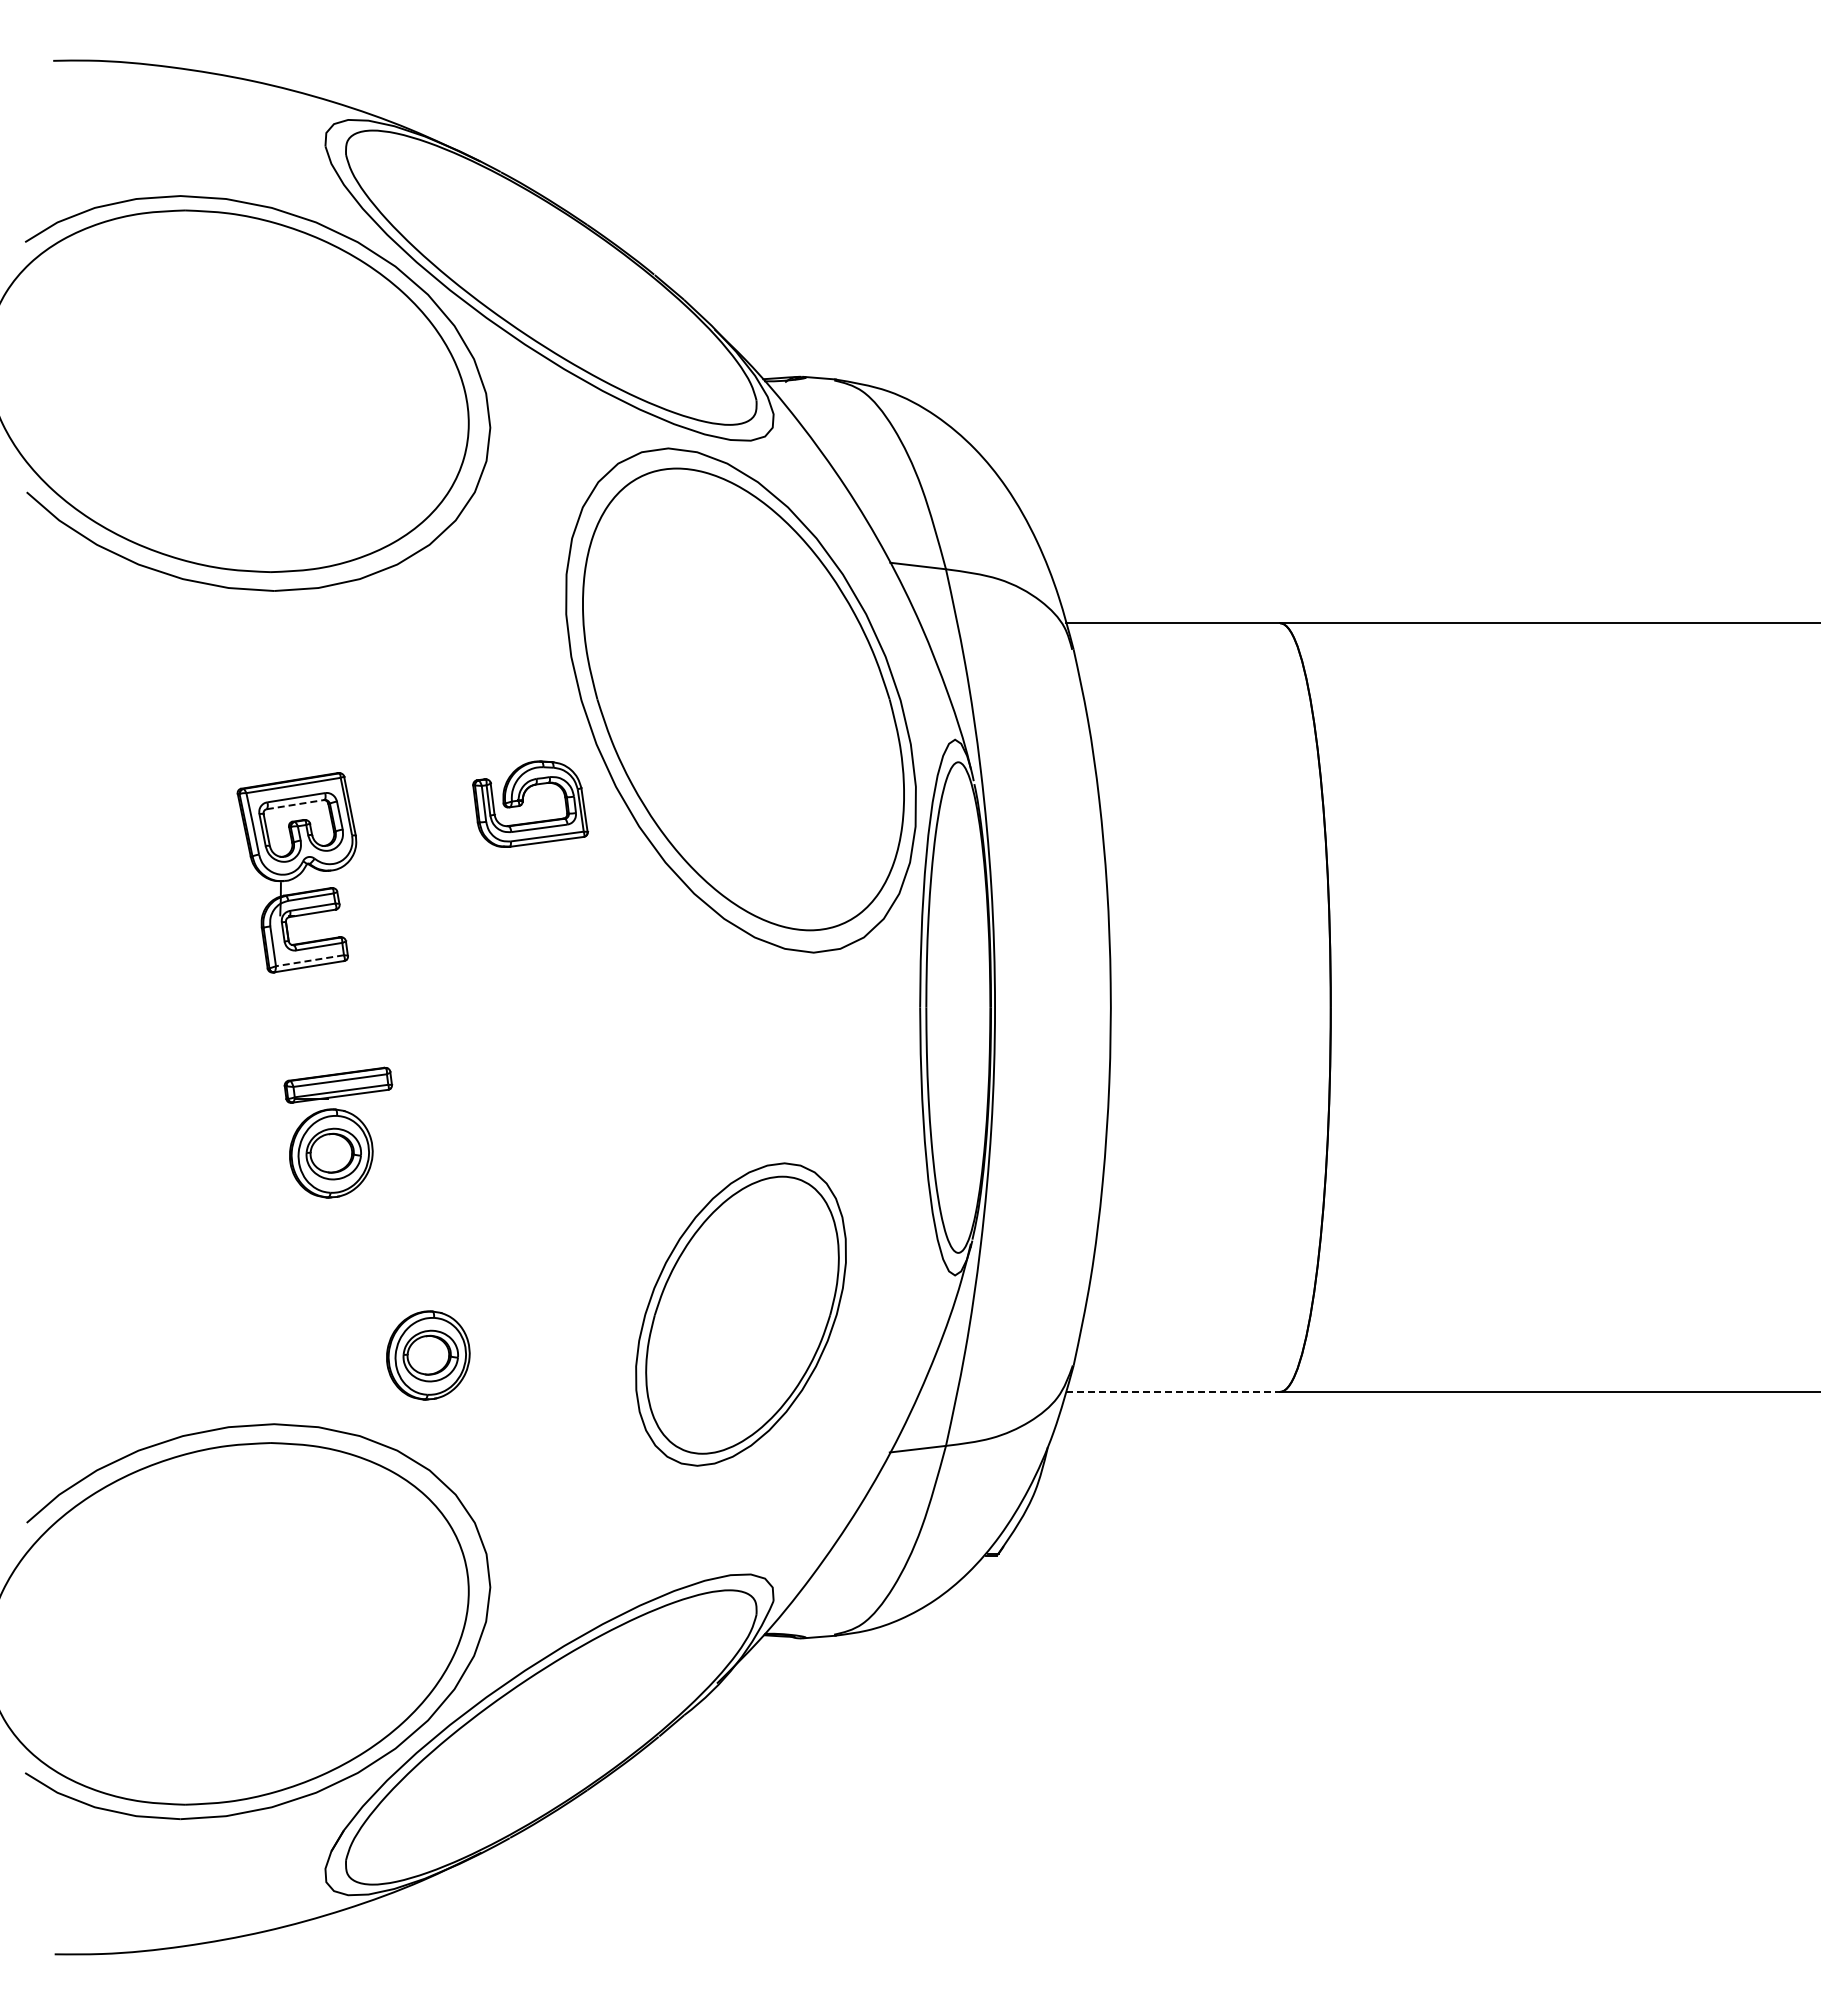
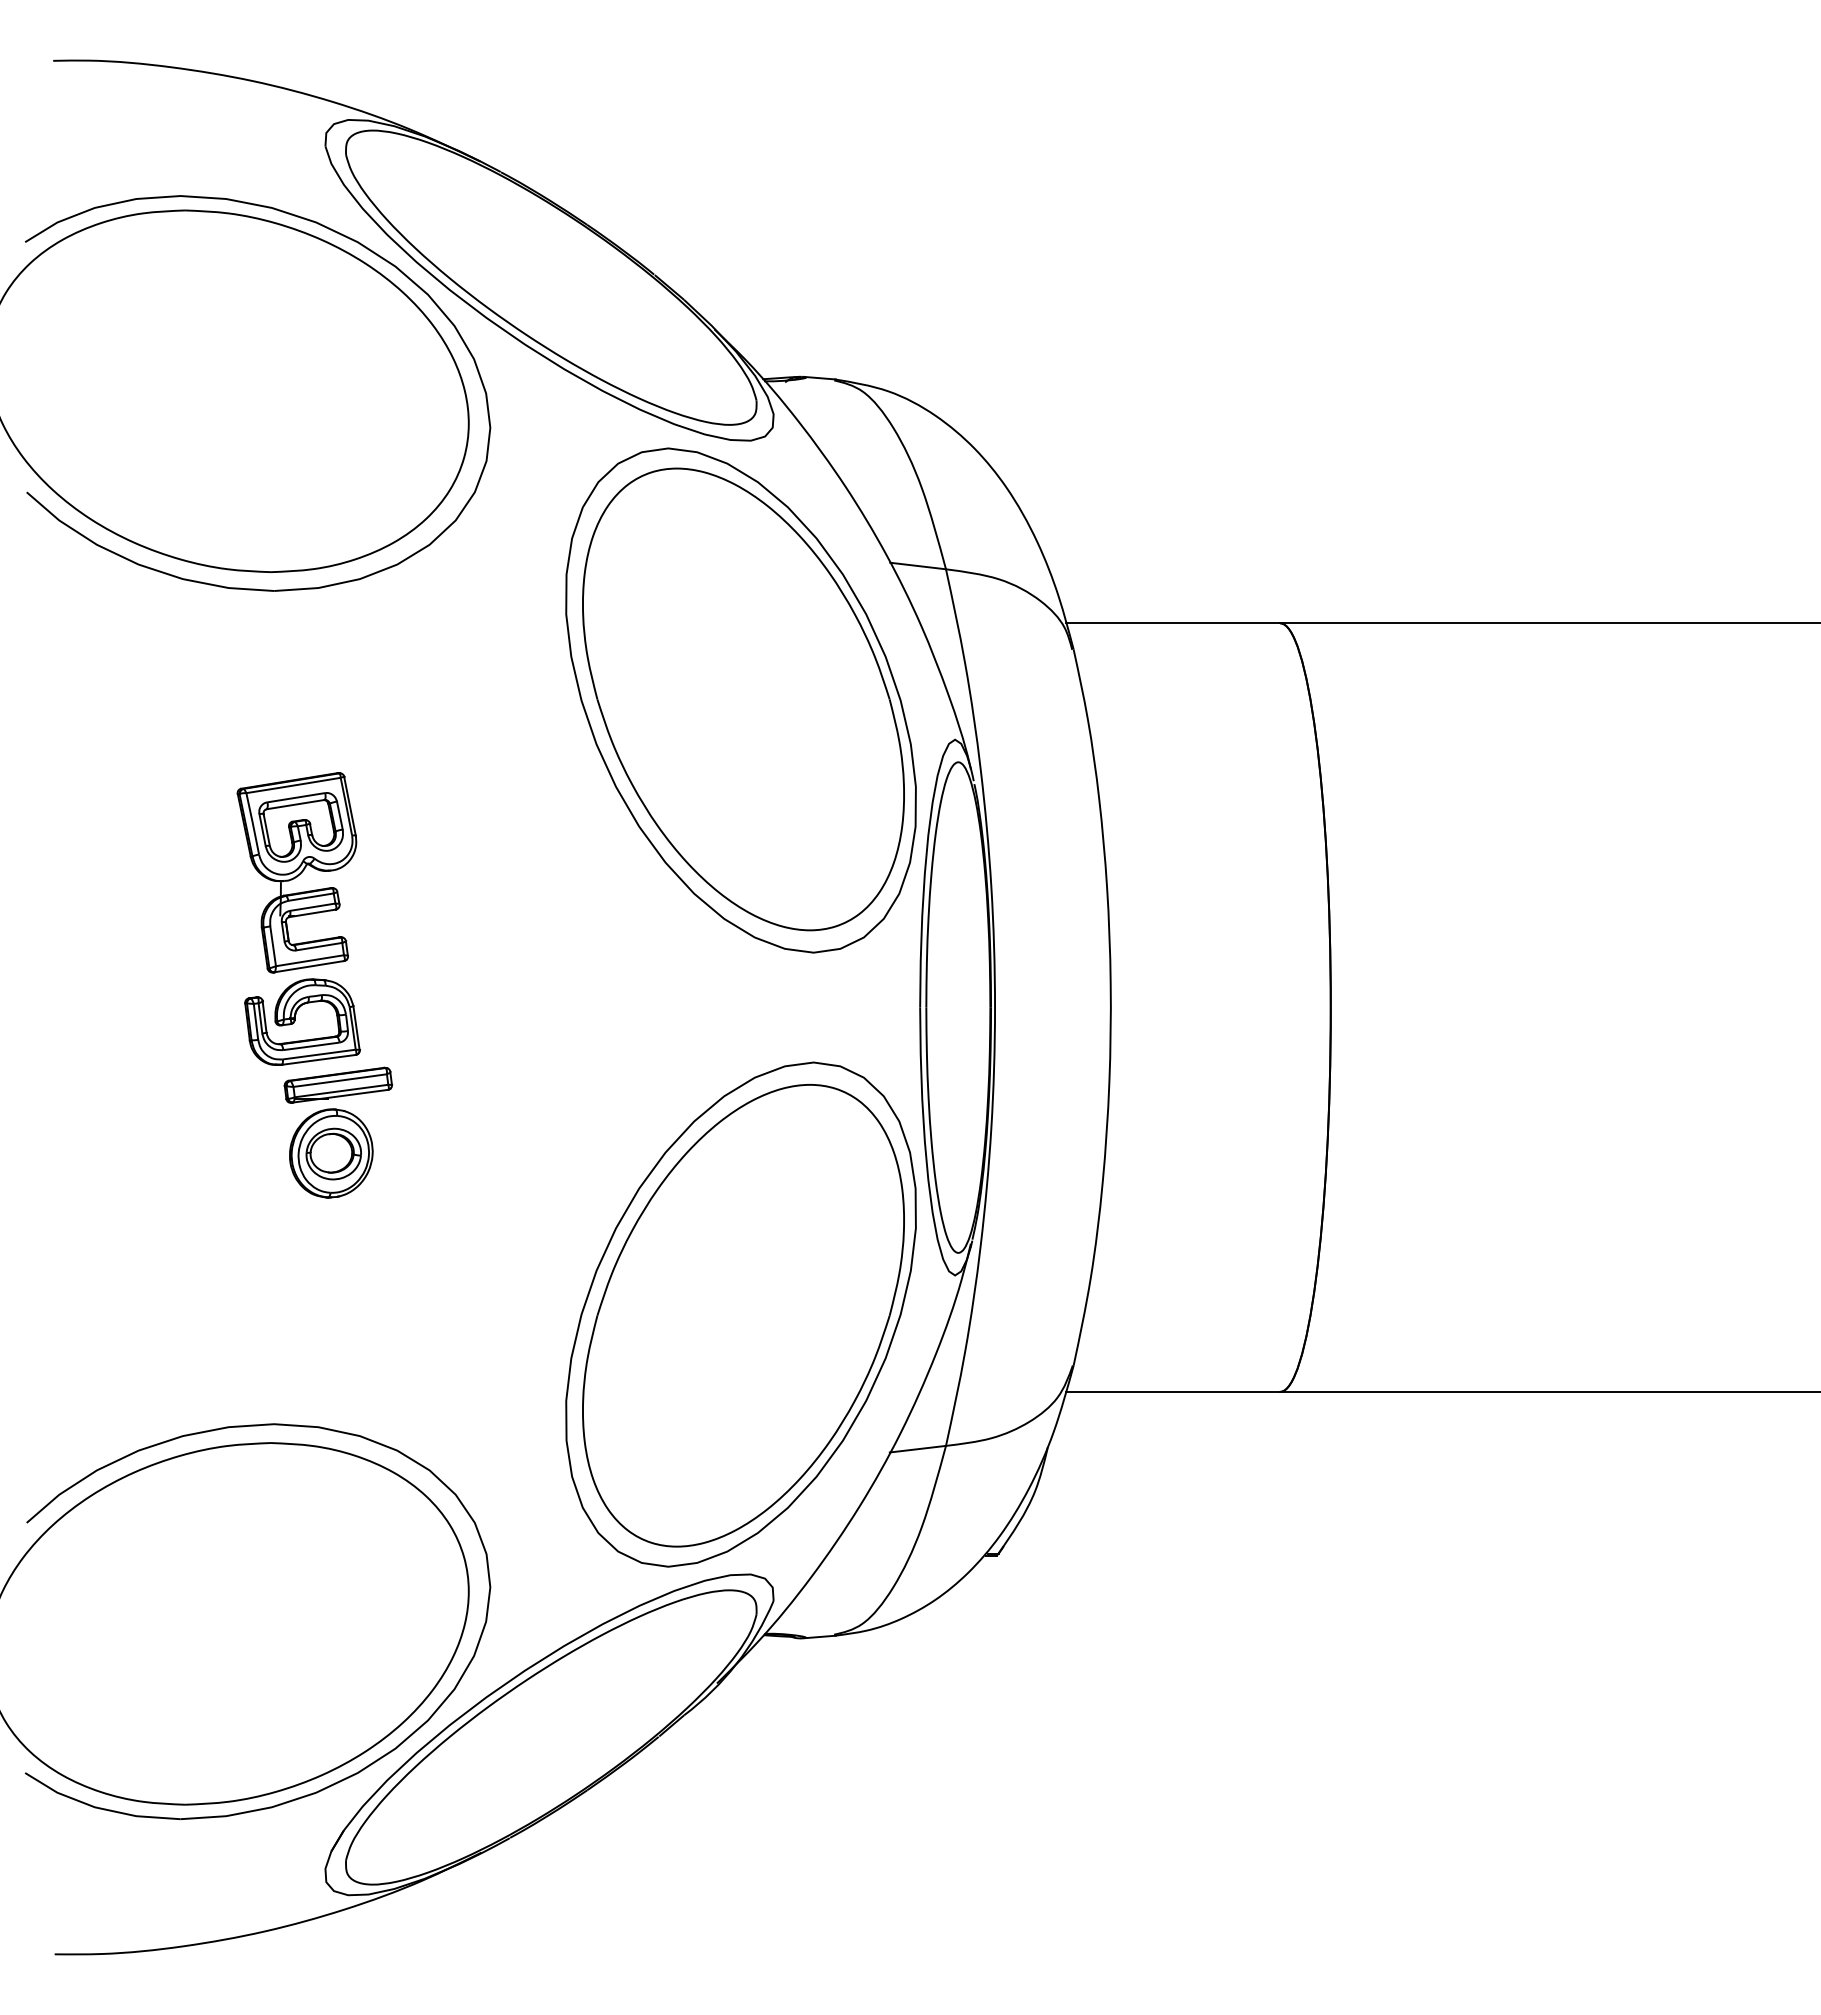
part position: (523, 803) -> (295, 1021) (295, 1021)
line: dashed -> solid (296, 804)
line: dashed -> solid (309, 960)
part size: 212x305 px -> 352x507 px (740, 1314)
part: present -> none (428, 1355)
line: dashed -> solid (1173, 1391)
